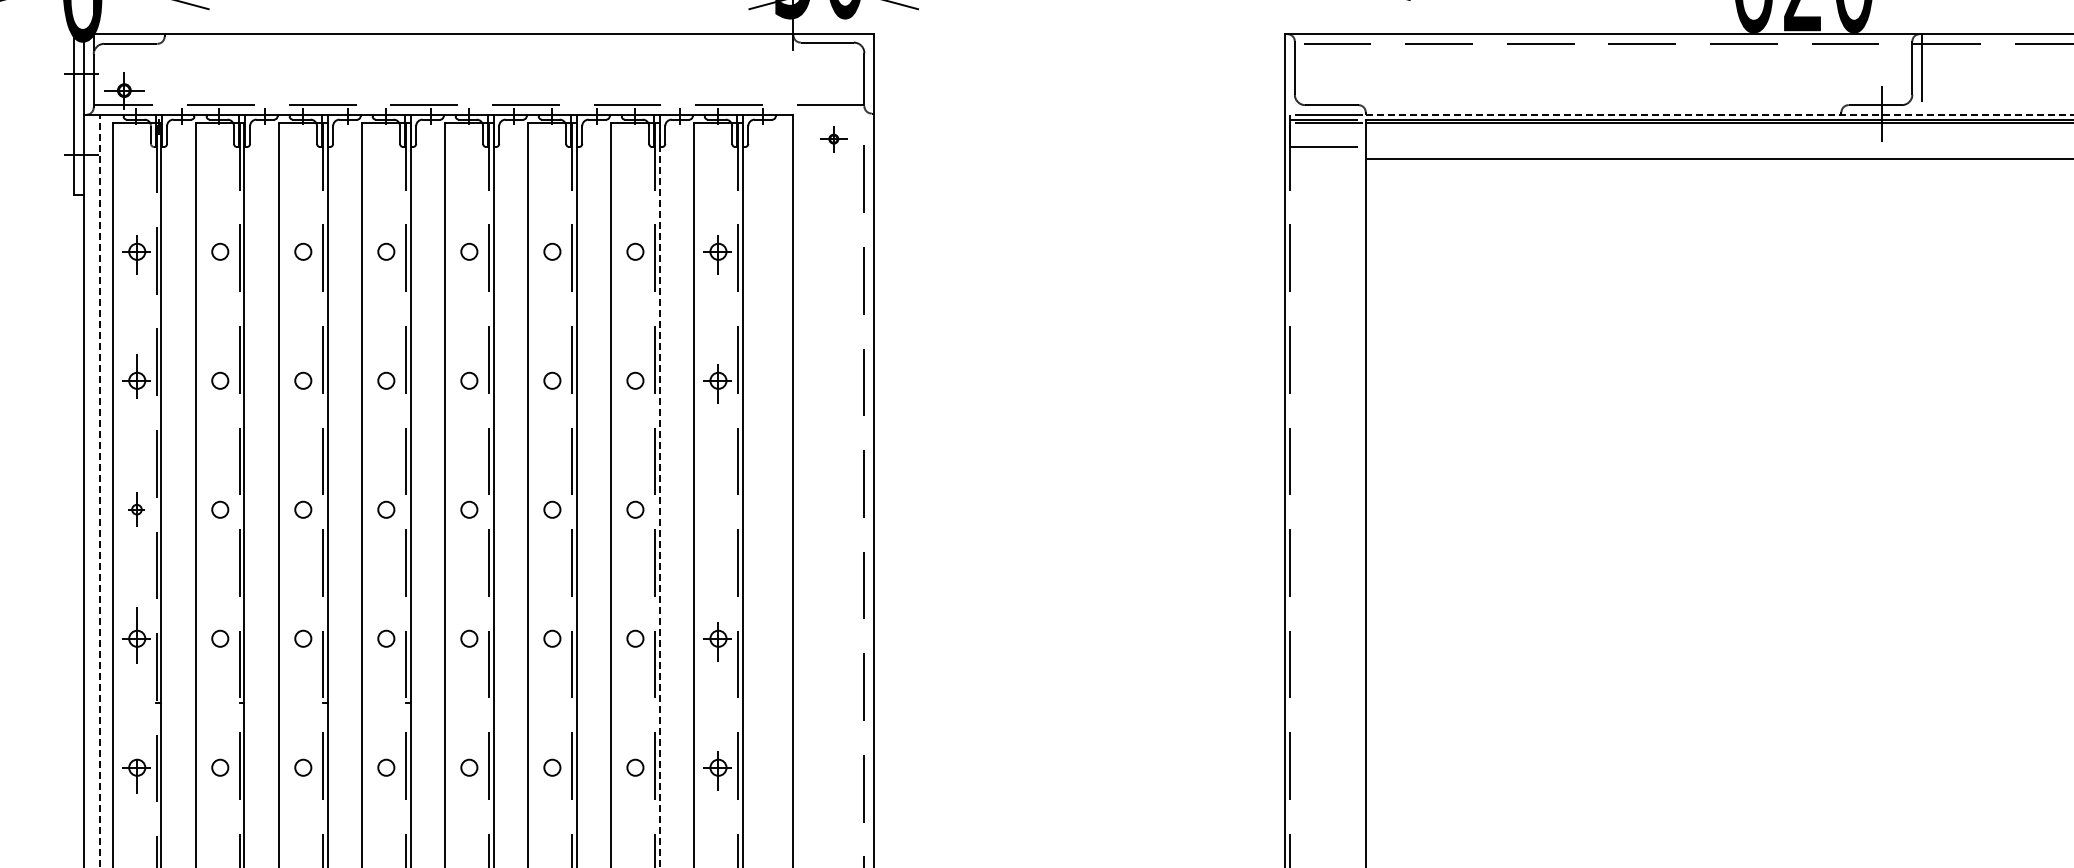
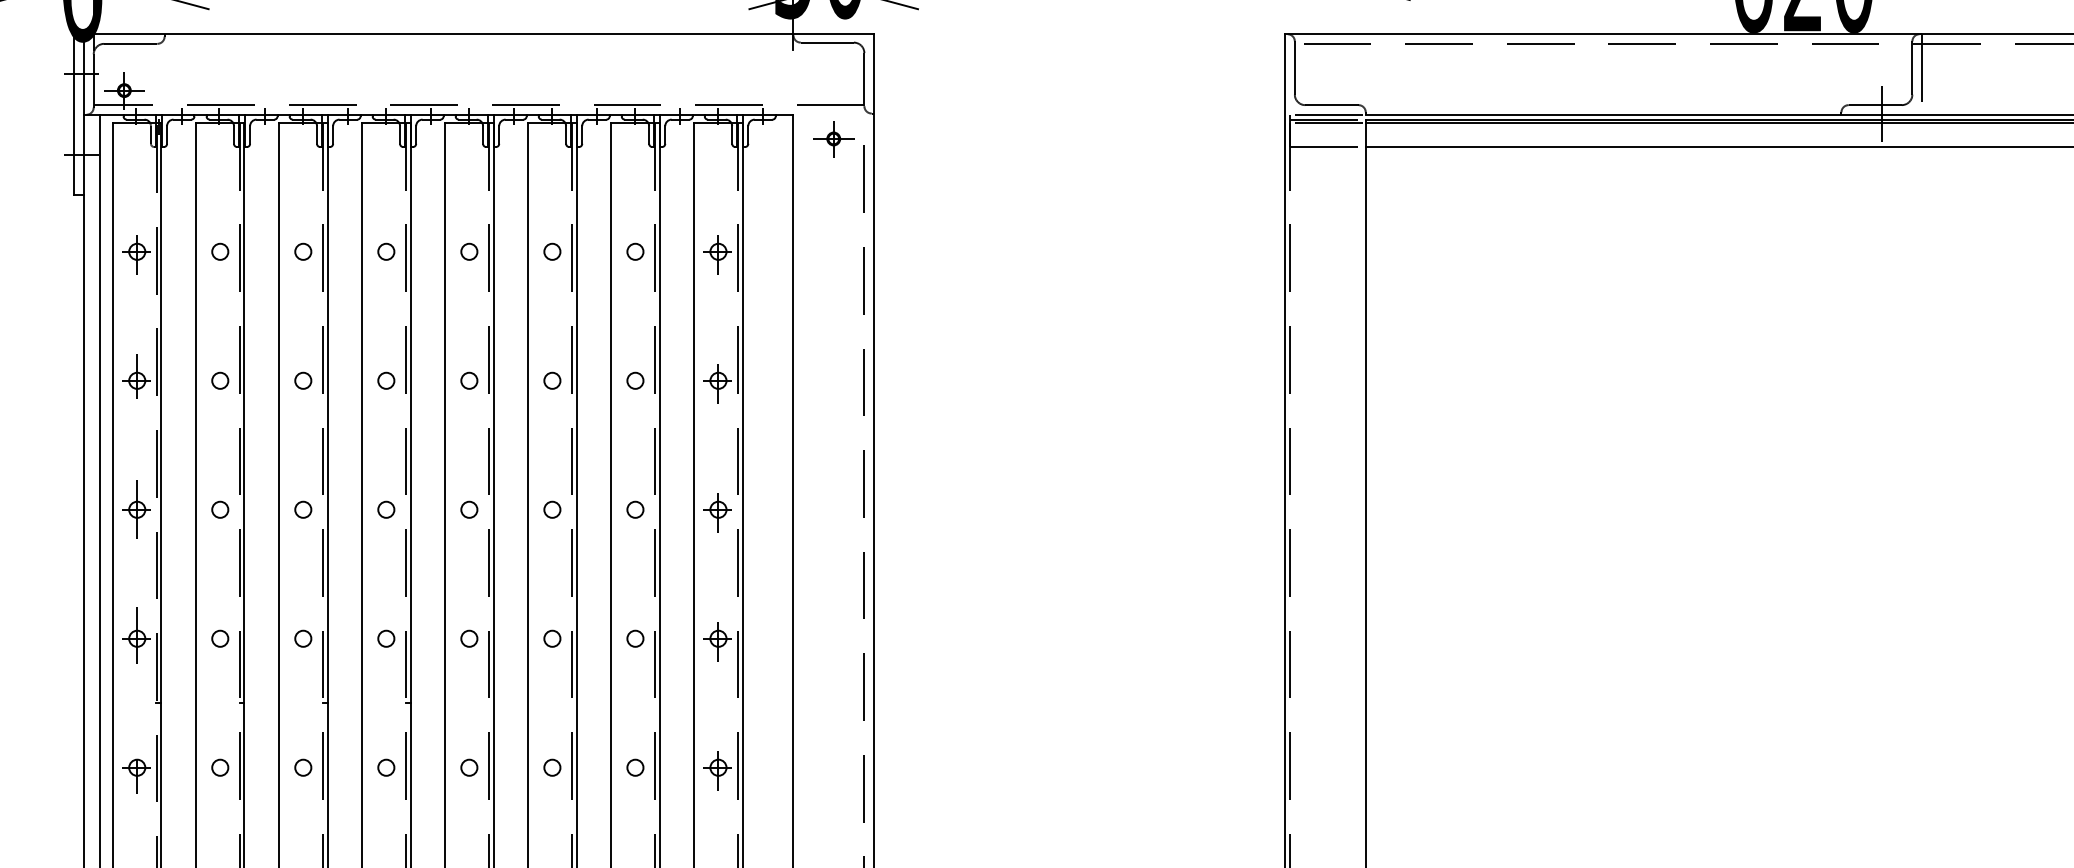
line: dashed -> solid (1719, 114)
part size: 28x27 px -> 42x37 px (833, 139)
line position: (1717, 159) -> (1717, 147) (1717, 147)
line: dashed -> solid (100, 490)
line: dashed -> solid (659, 495)
part size: 17x35 px -> 29x59 px (136, 509)
part: none -> present (717, 512)
